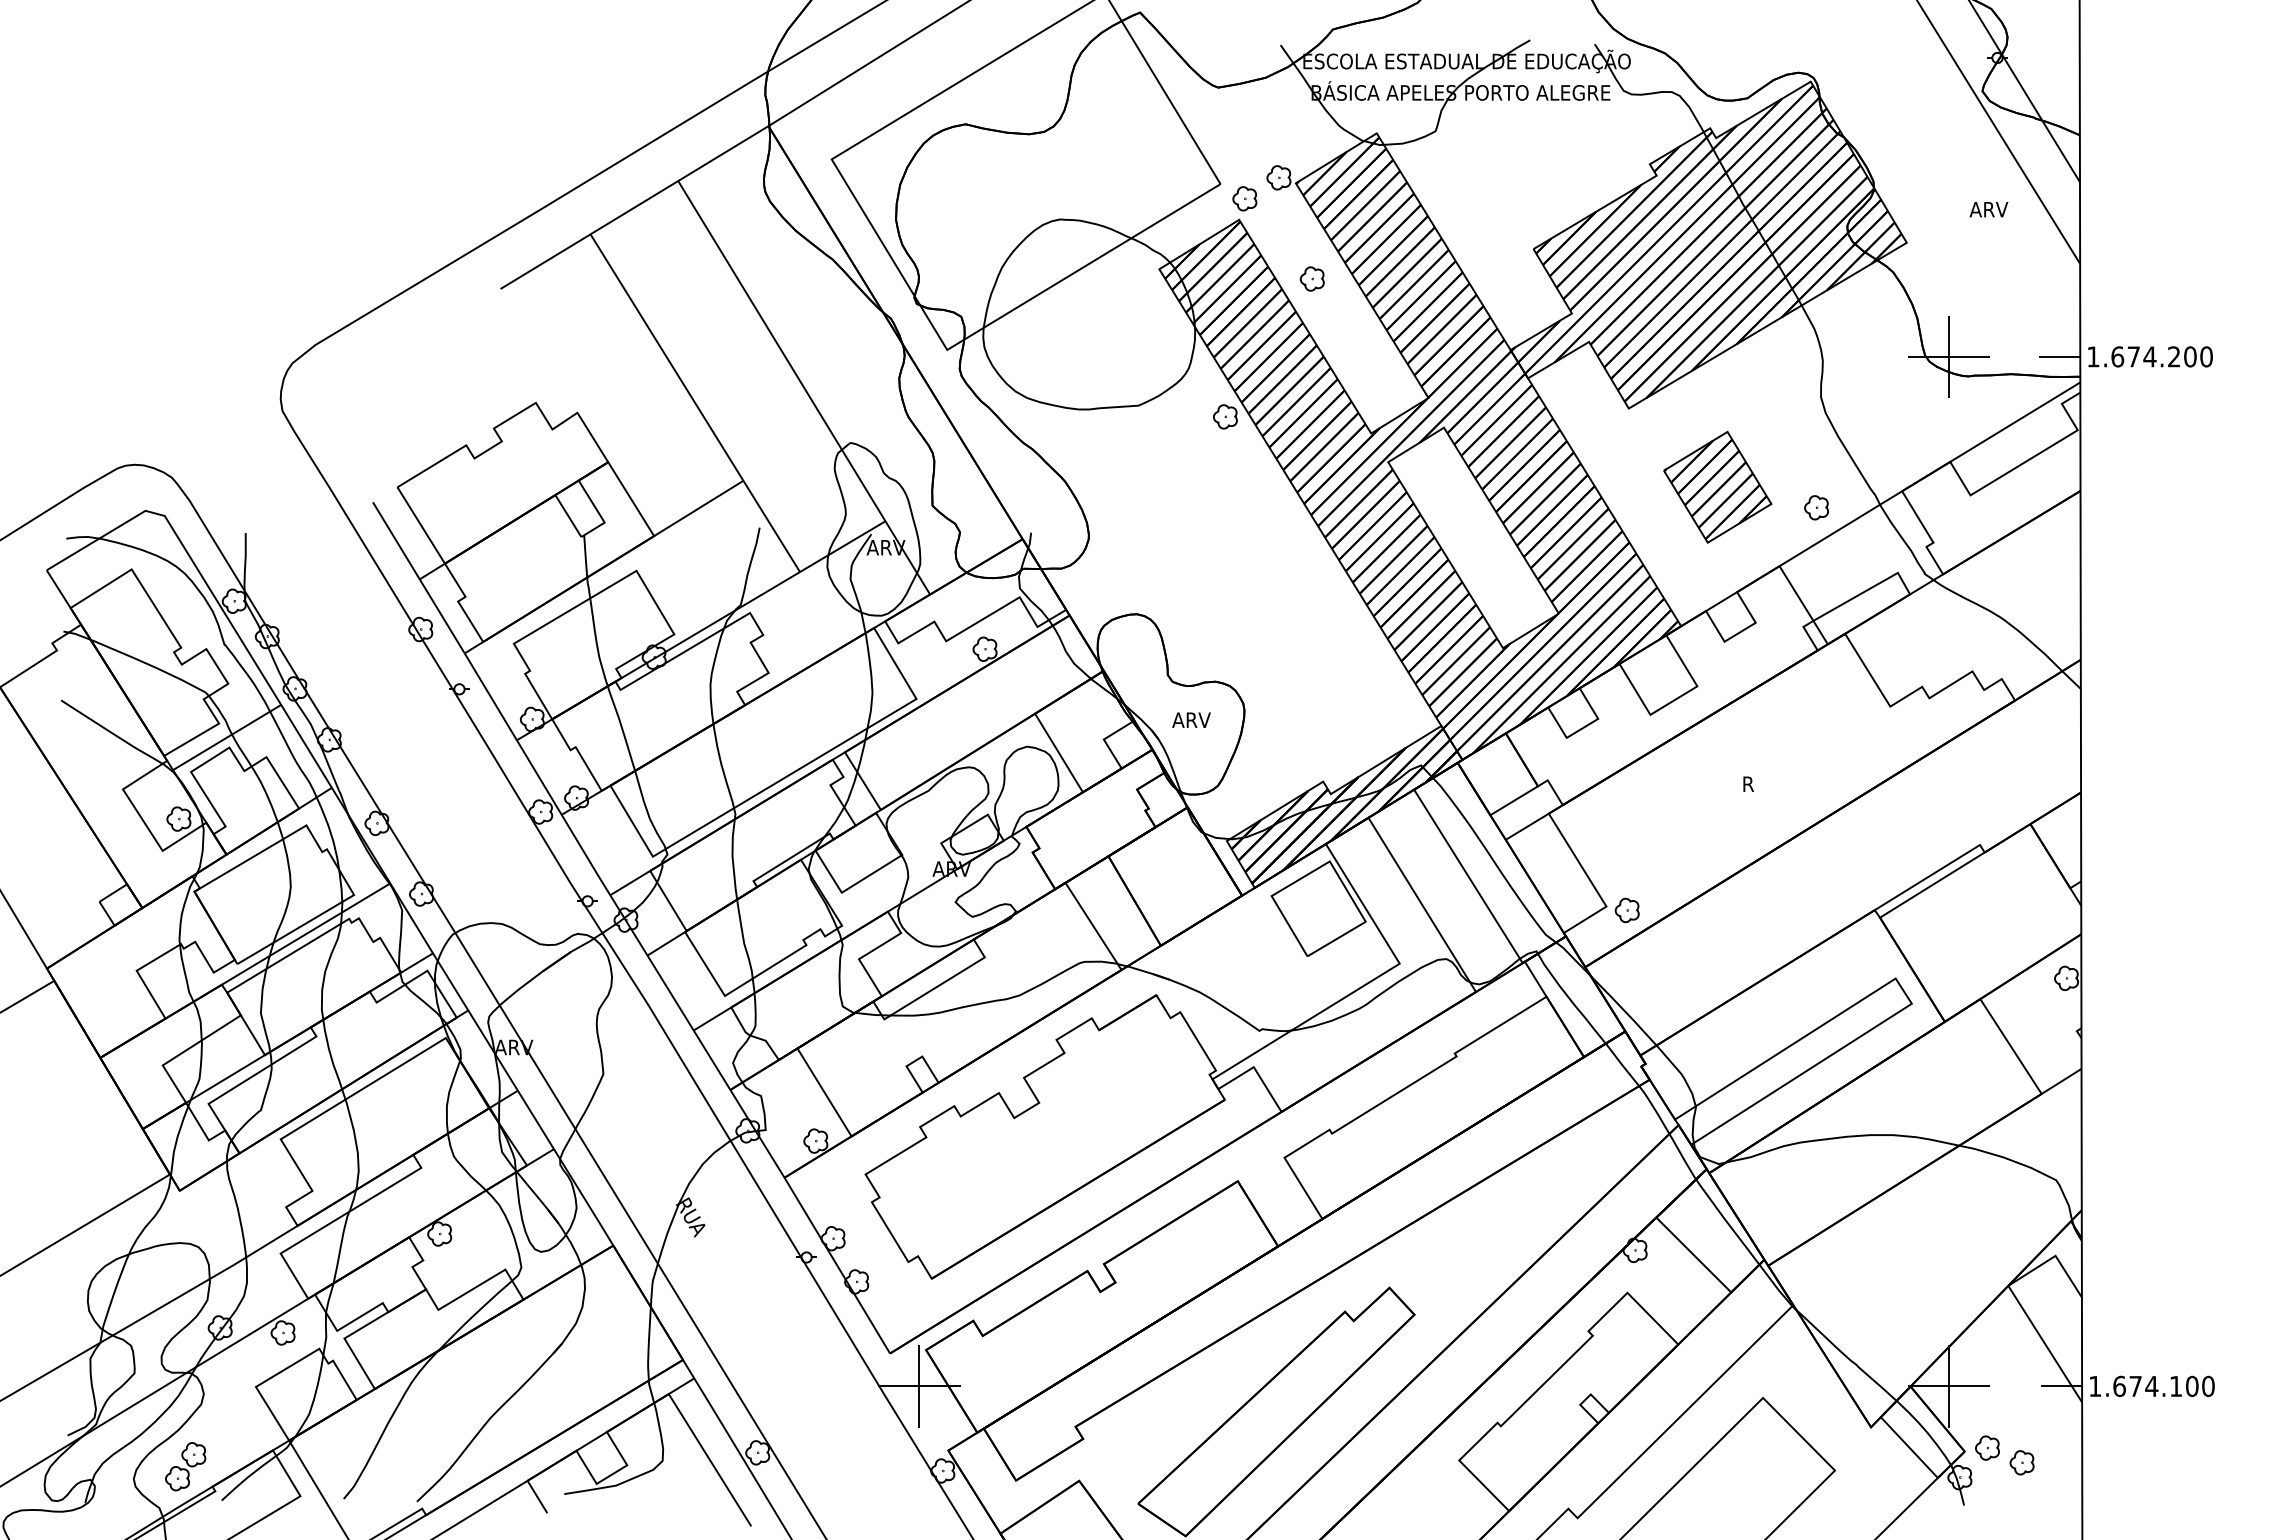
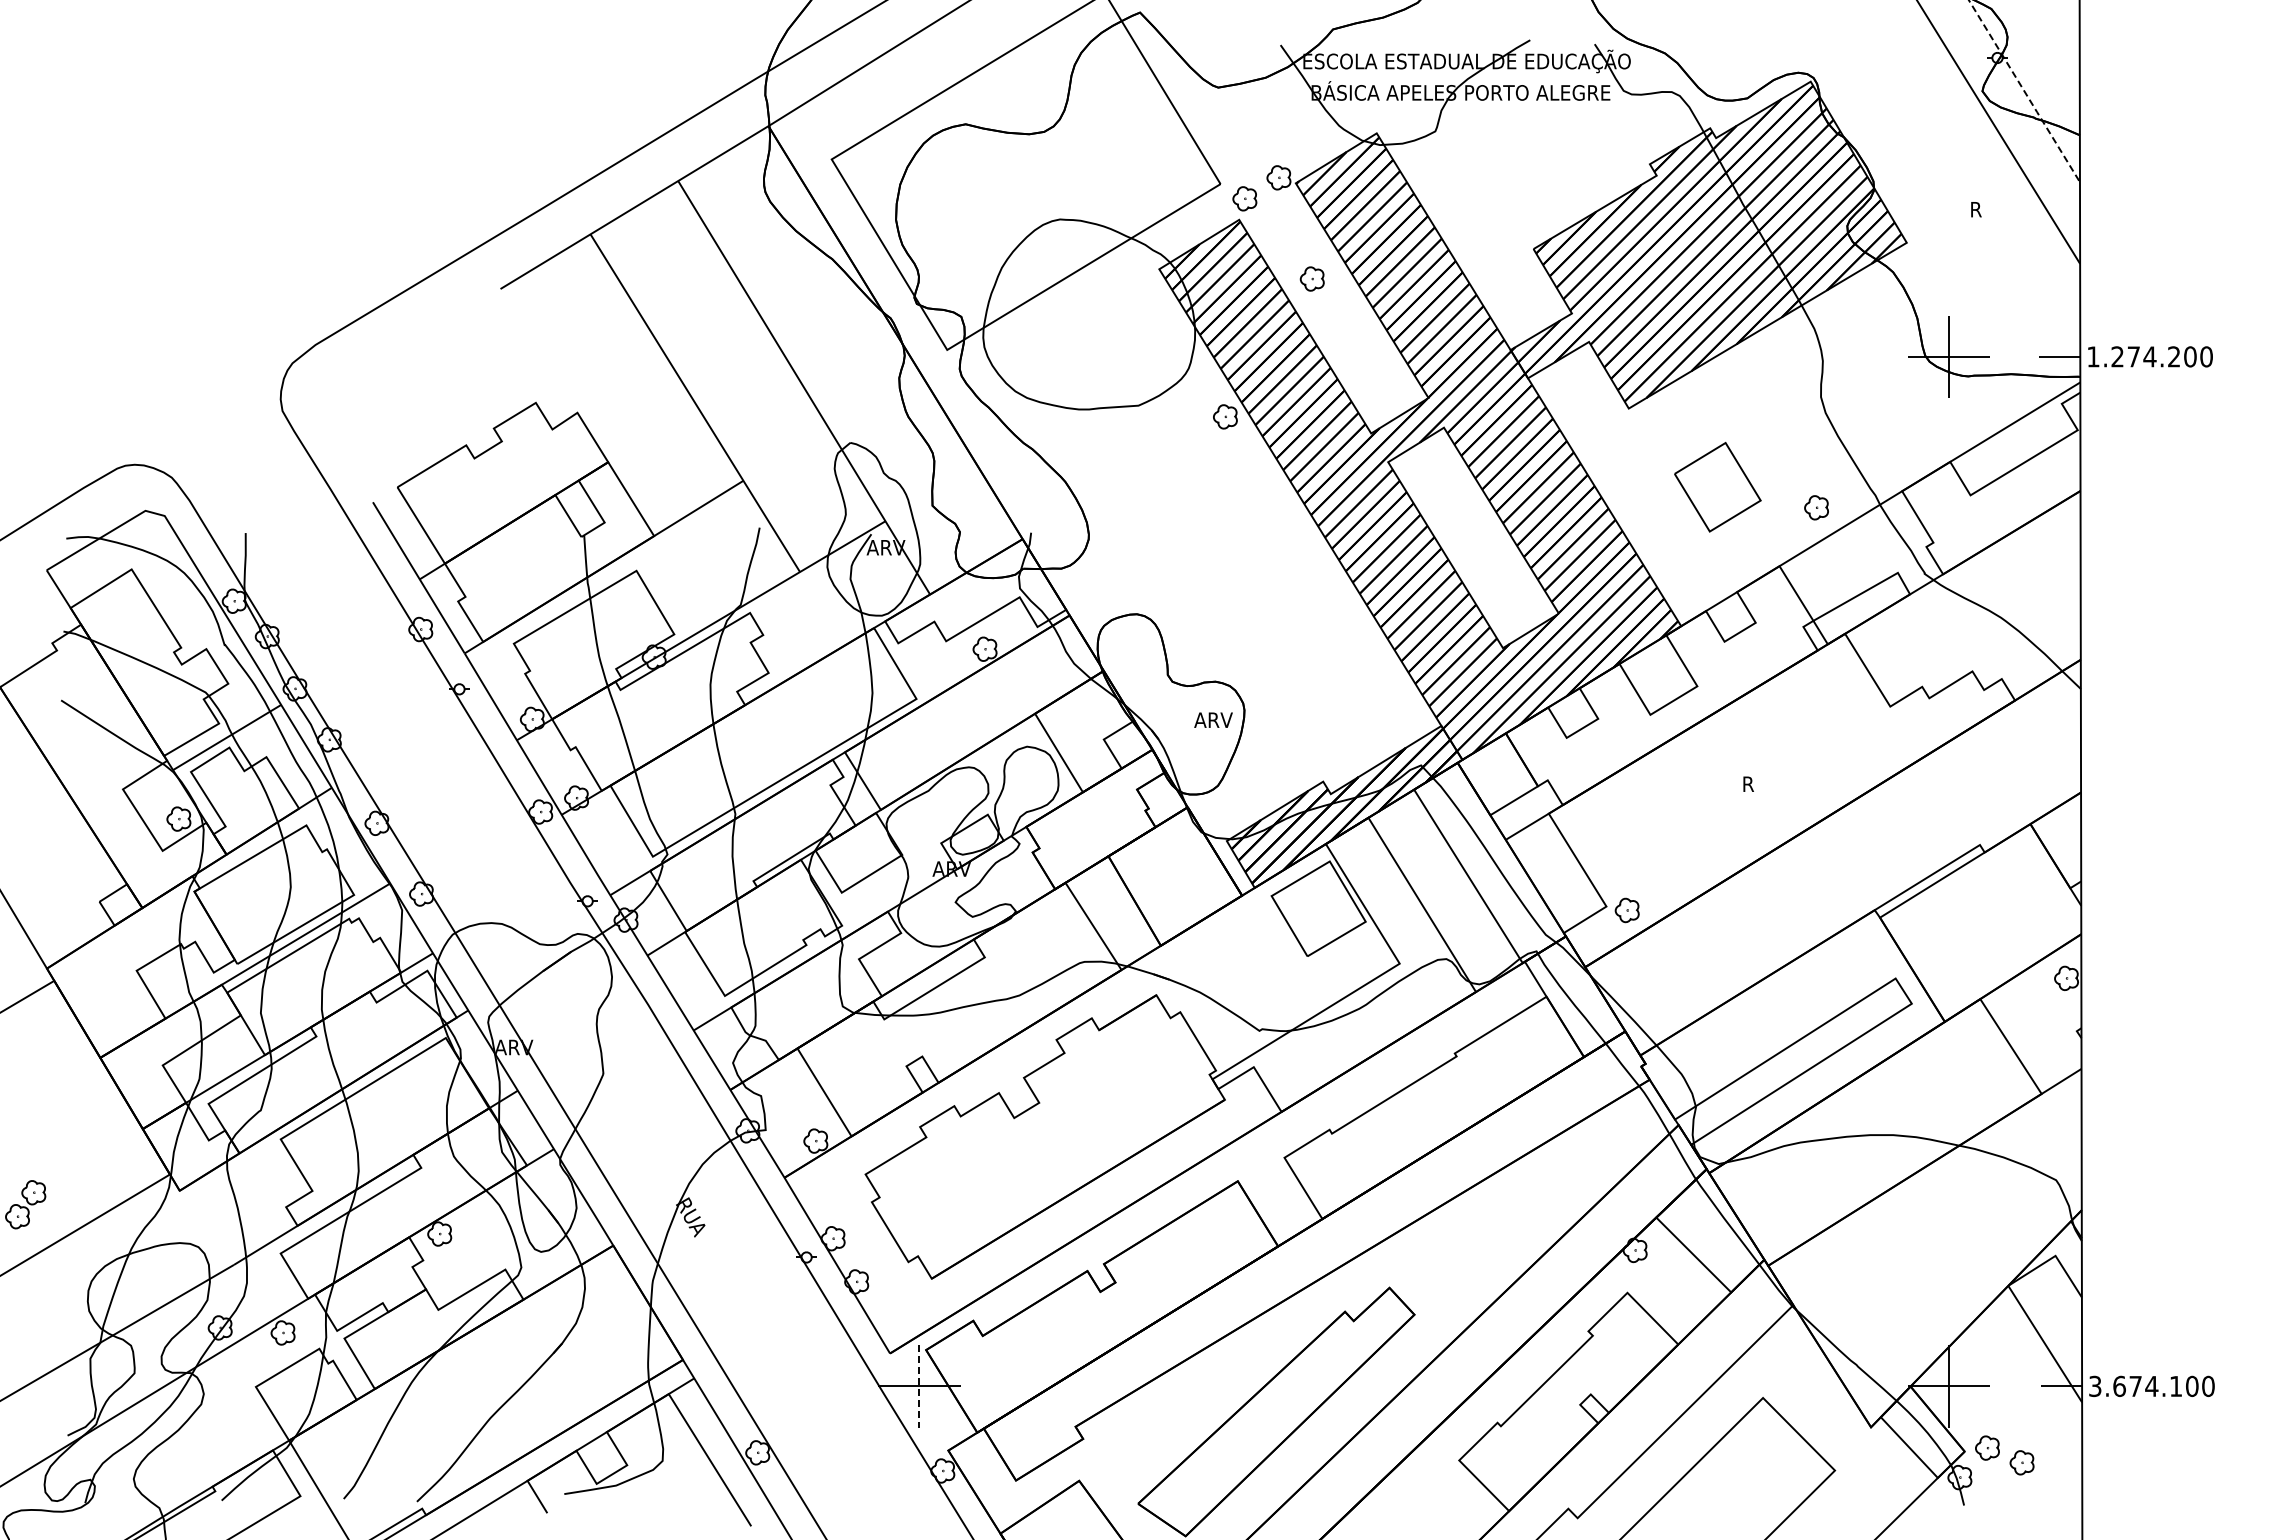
line: solid -> dashed (2025, 92)
text: ARV -> R (1988, 209)
text: 1.674.200 -> 1.274.200 (2117, 356)
part size: 110x114 px -> 88x92 px (1717, 486)
text position: (1191, 719) -> (1213, 719) (1213, 719)
line: solid -> dashed (919, 1386)
text: 1.674.100 -> 3.674.100 (2095, 1386)
part position: (185, 1466) -> (25, 1204) (25, 1204)
